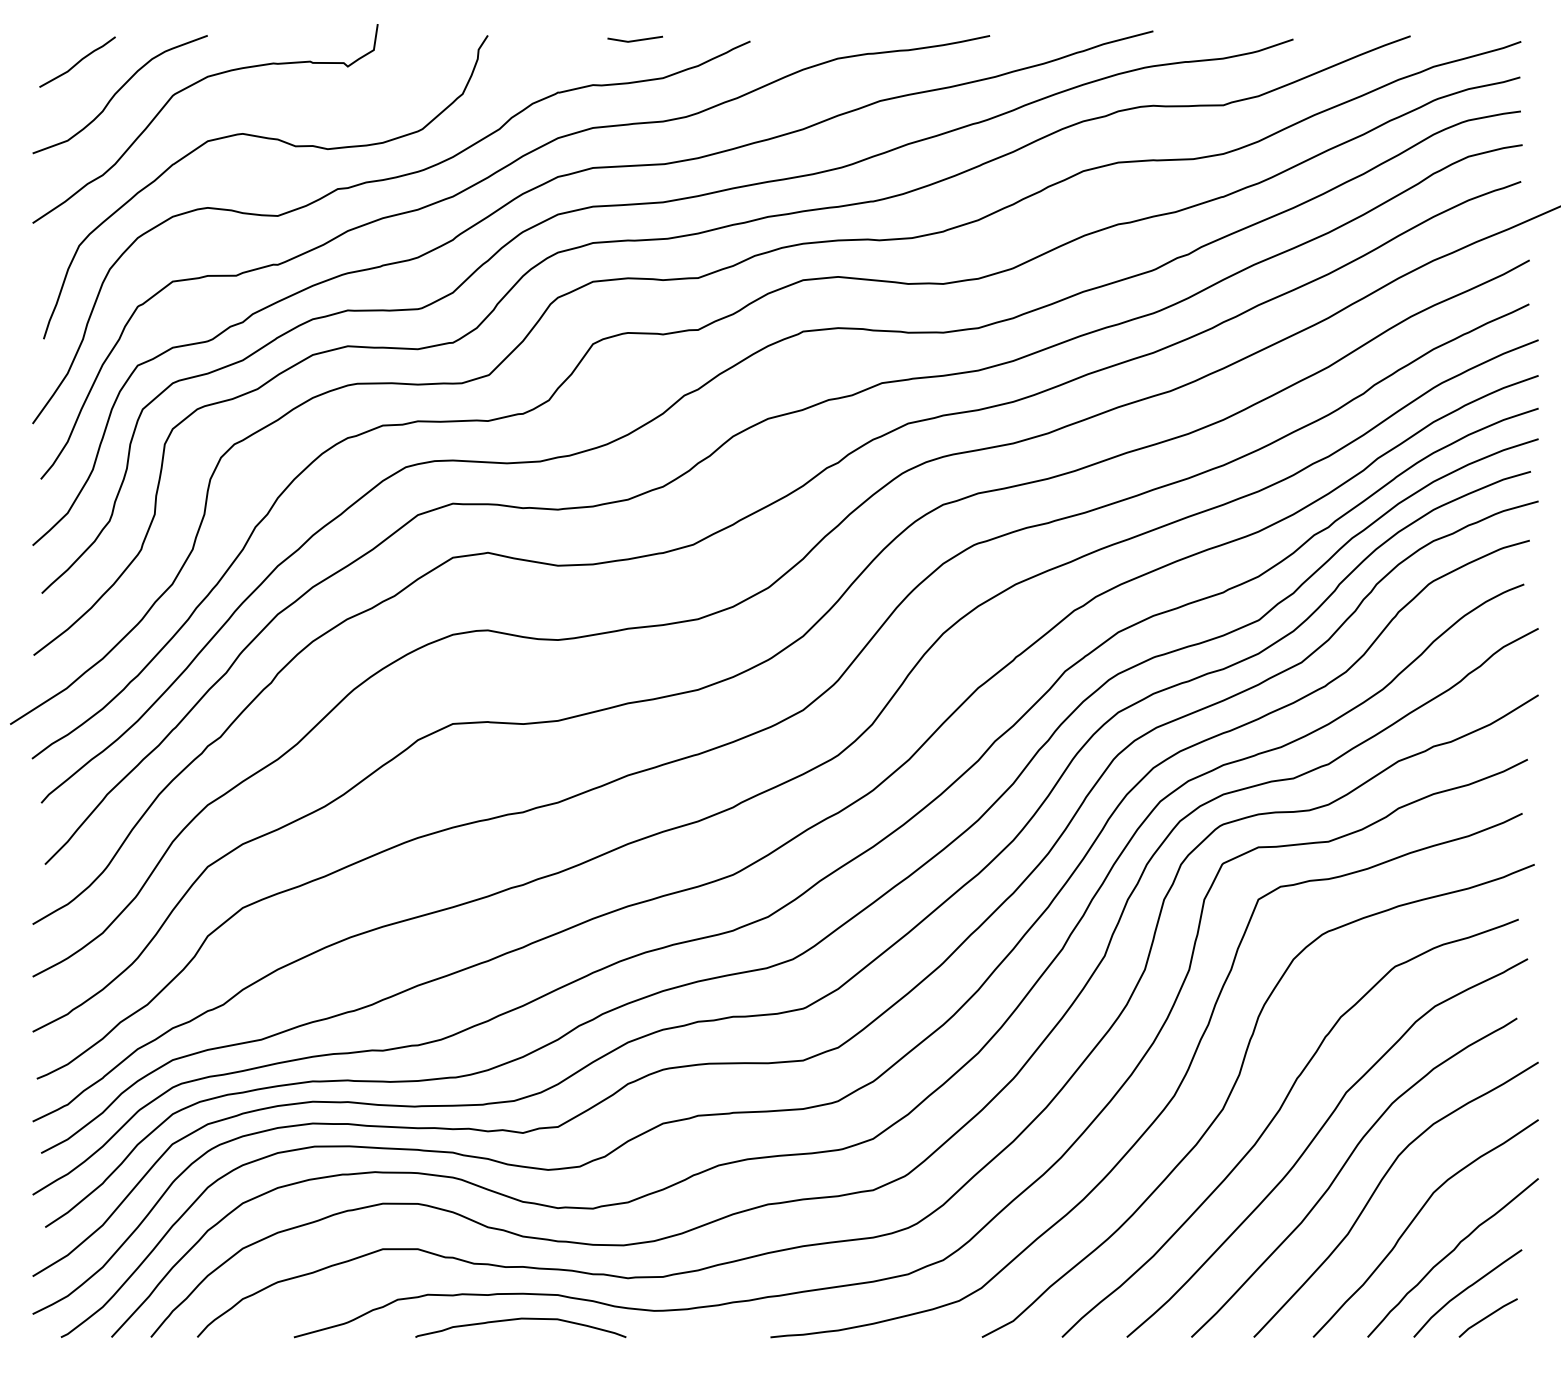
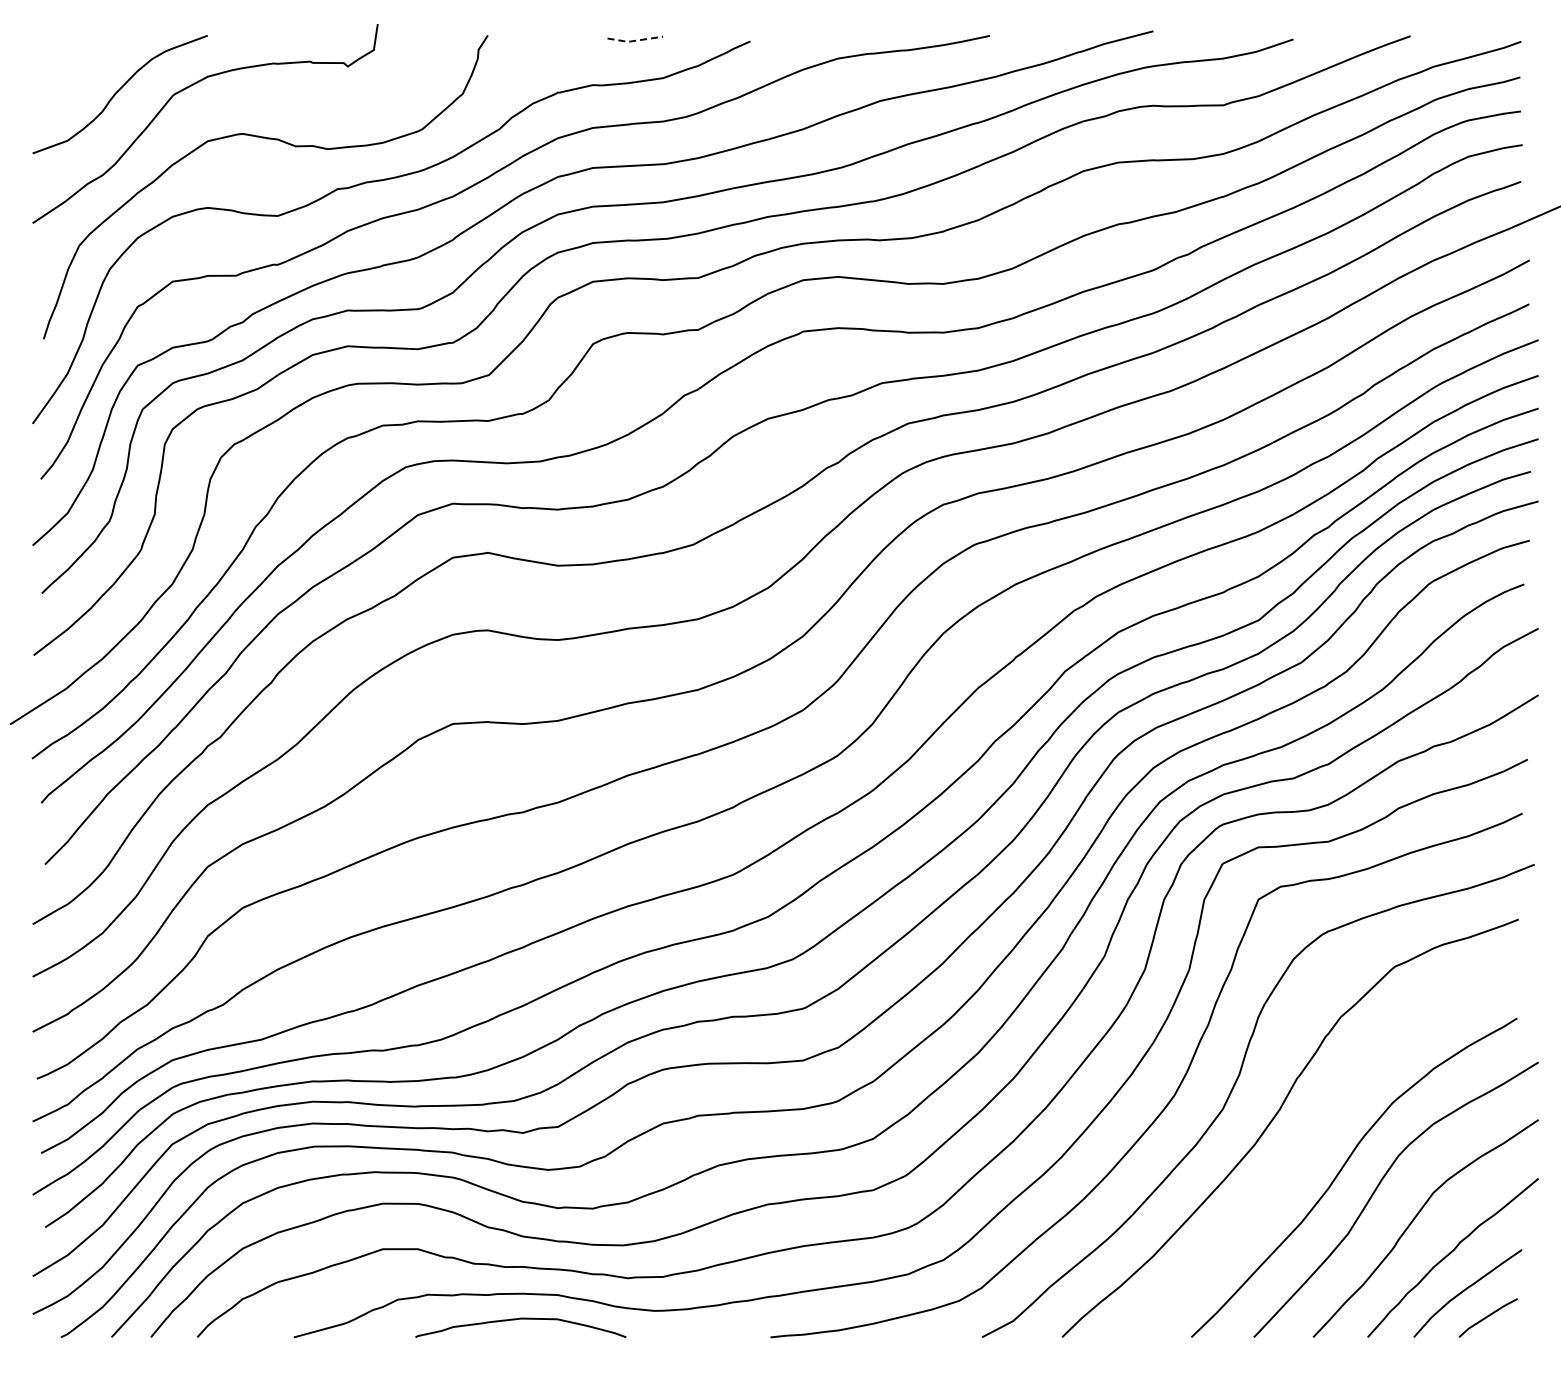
line: solid -> dashed (634, 40)
curve: present -> none (78, 61)
curve: present -> none (1315, 1138)
